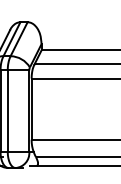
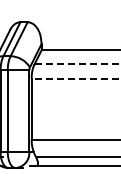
line: solid -> dashed (77, 64)
line: solid -> dashed (75, 78)
